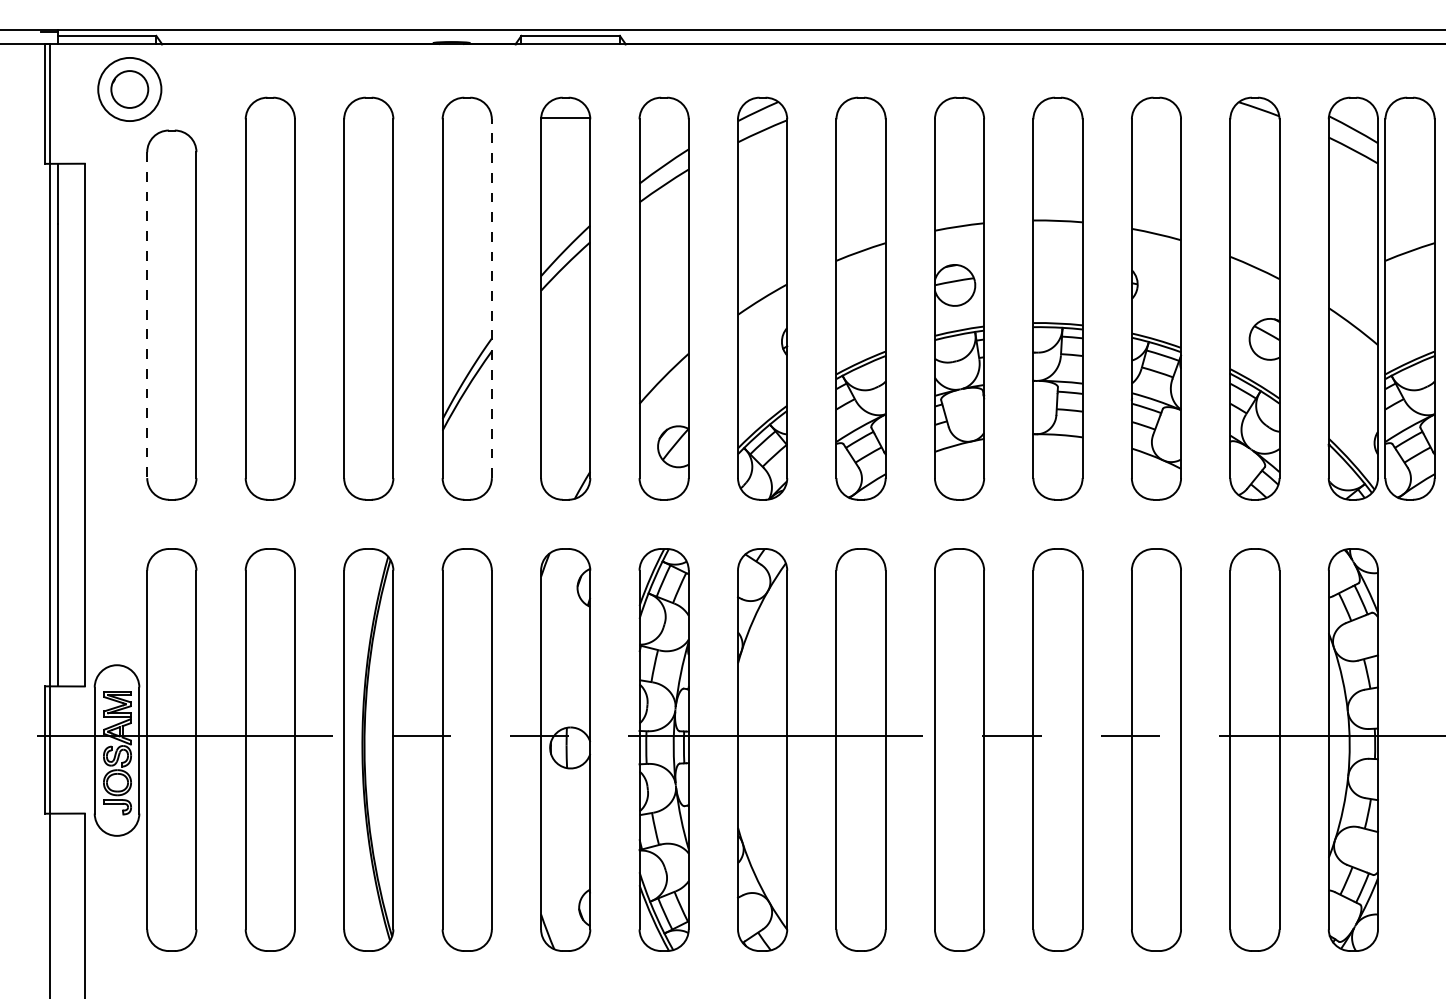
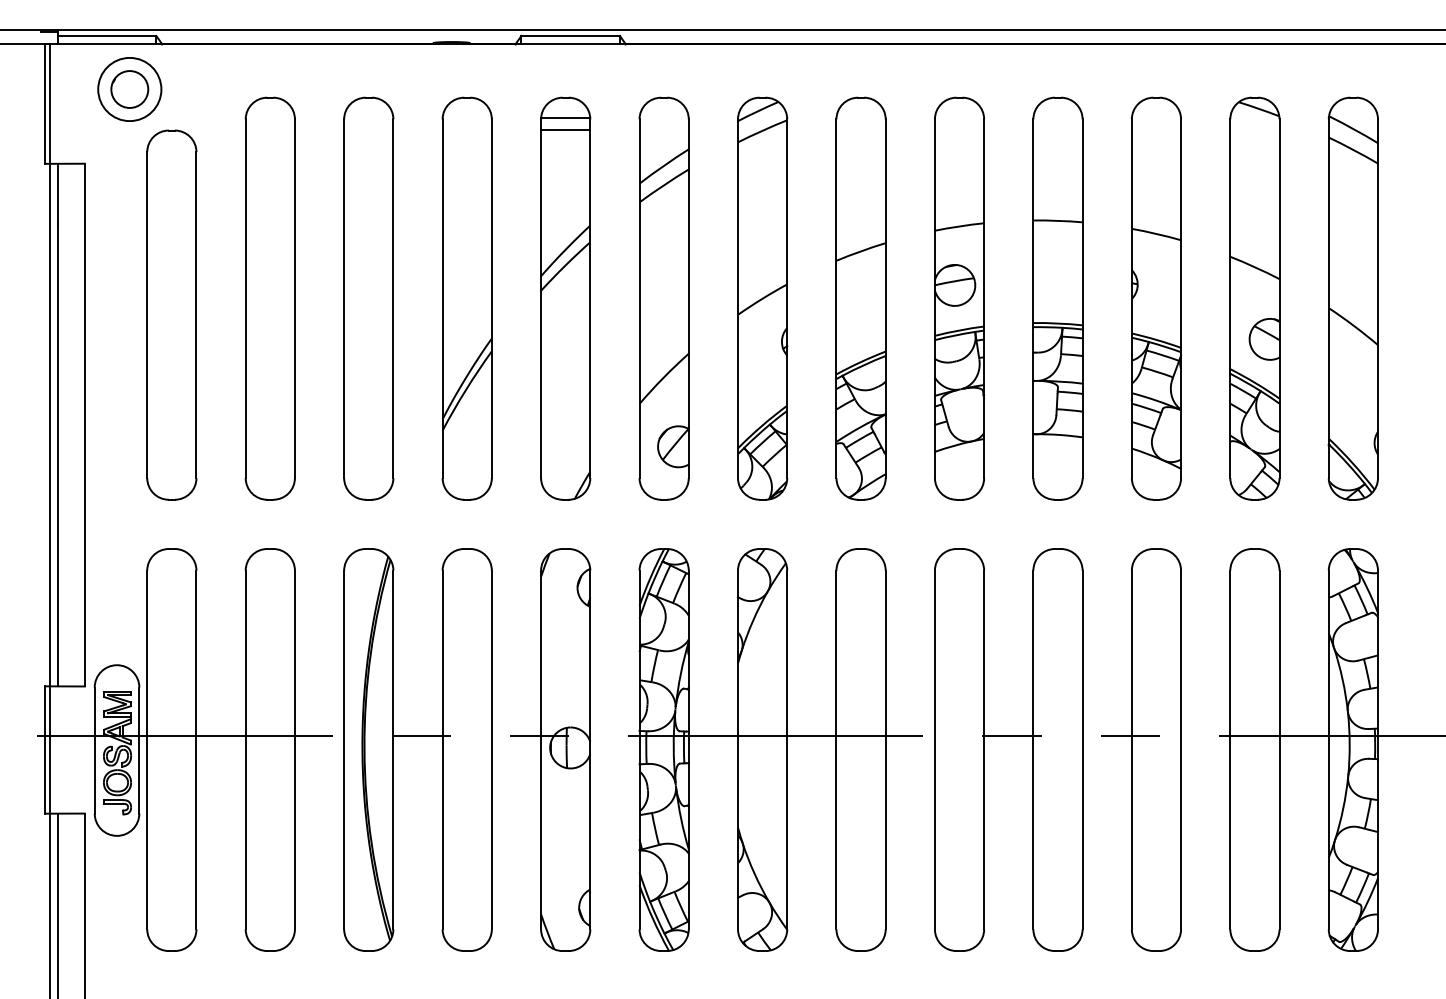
line: none -> present (565, 130)
line: dashed -> solid (491, 298)
part: present -> none (1409, 298)
line: dashed -> solid (147, 315)
line: none -> present (57, 904)
